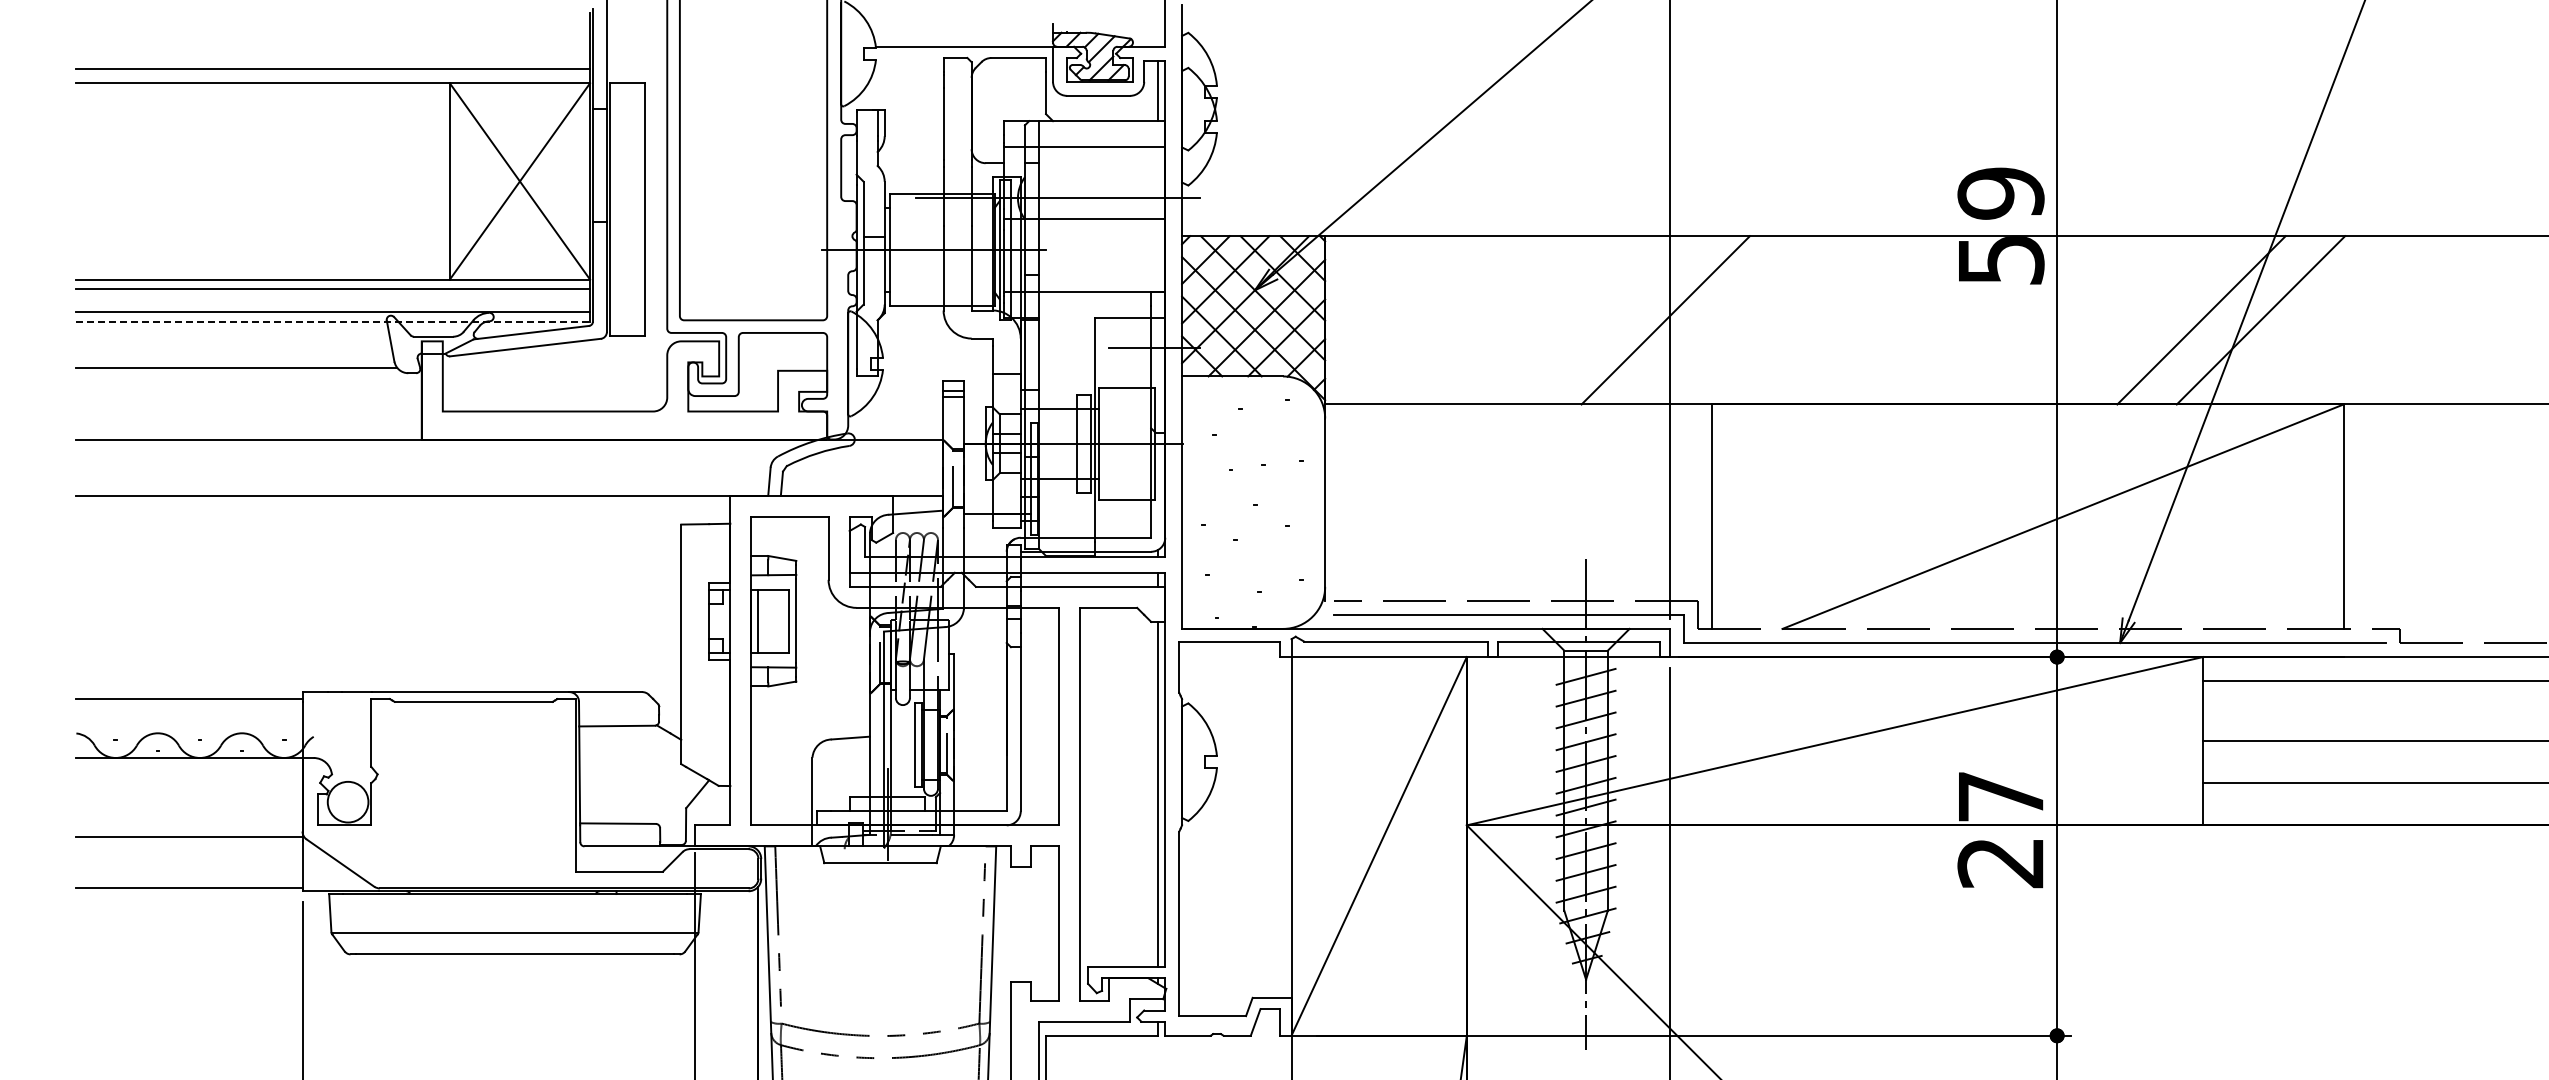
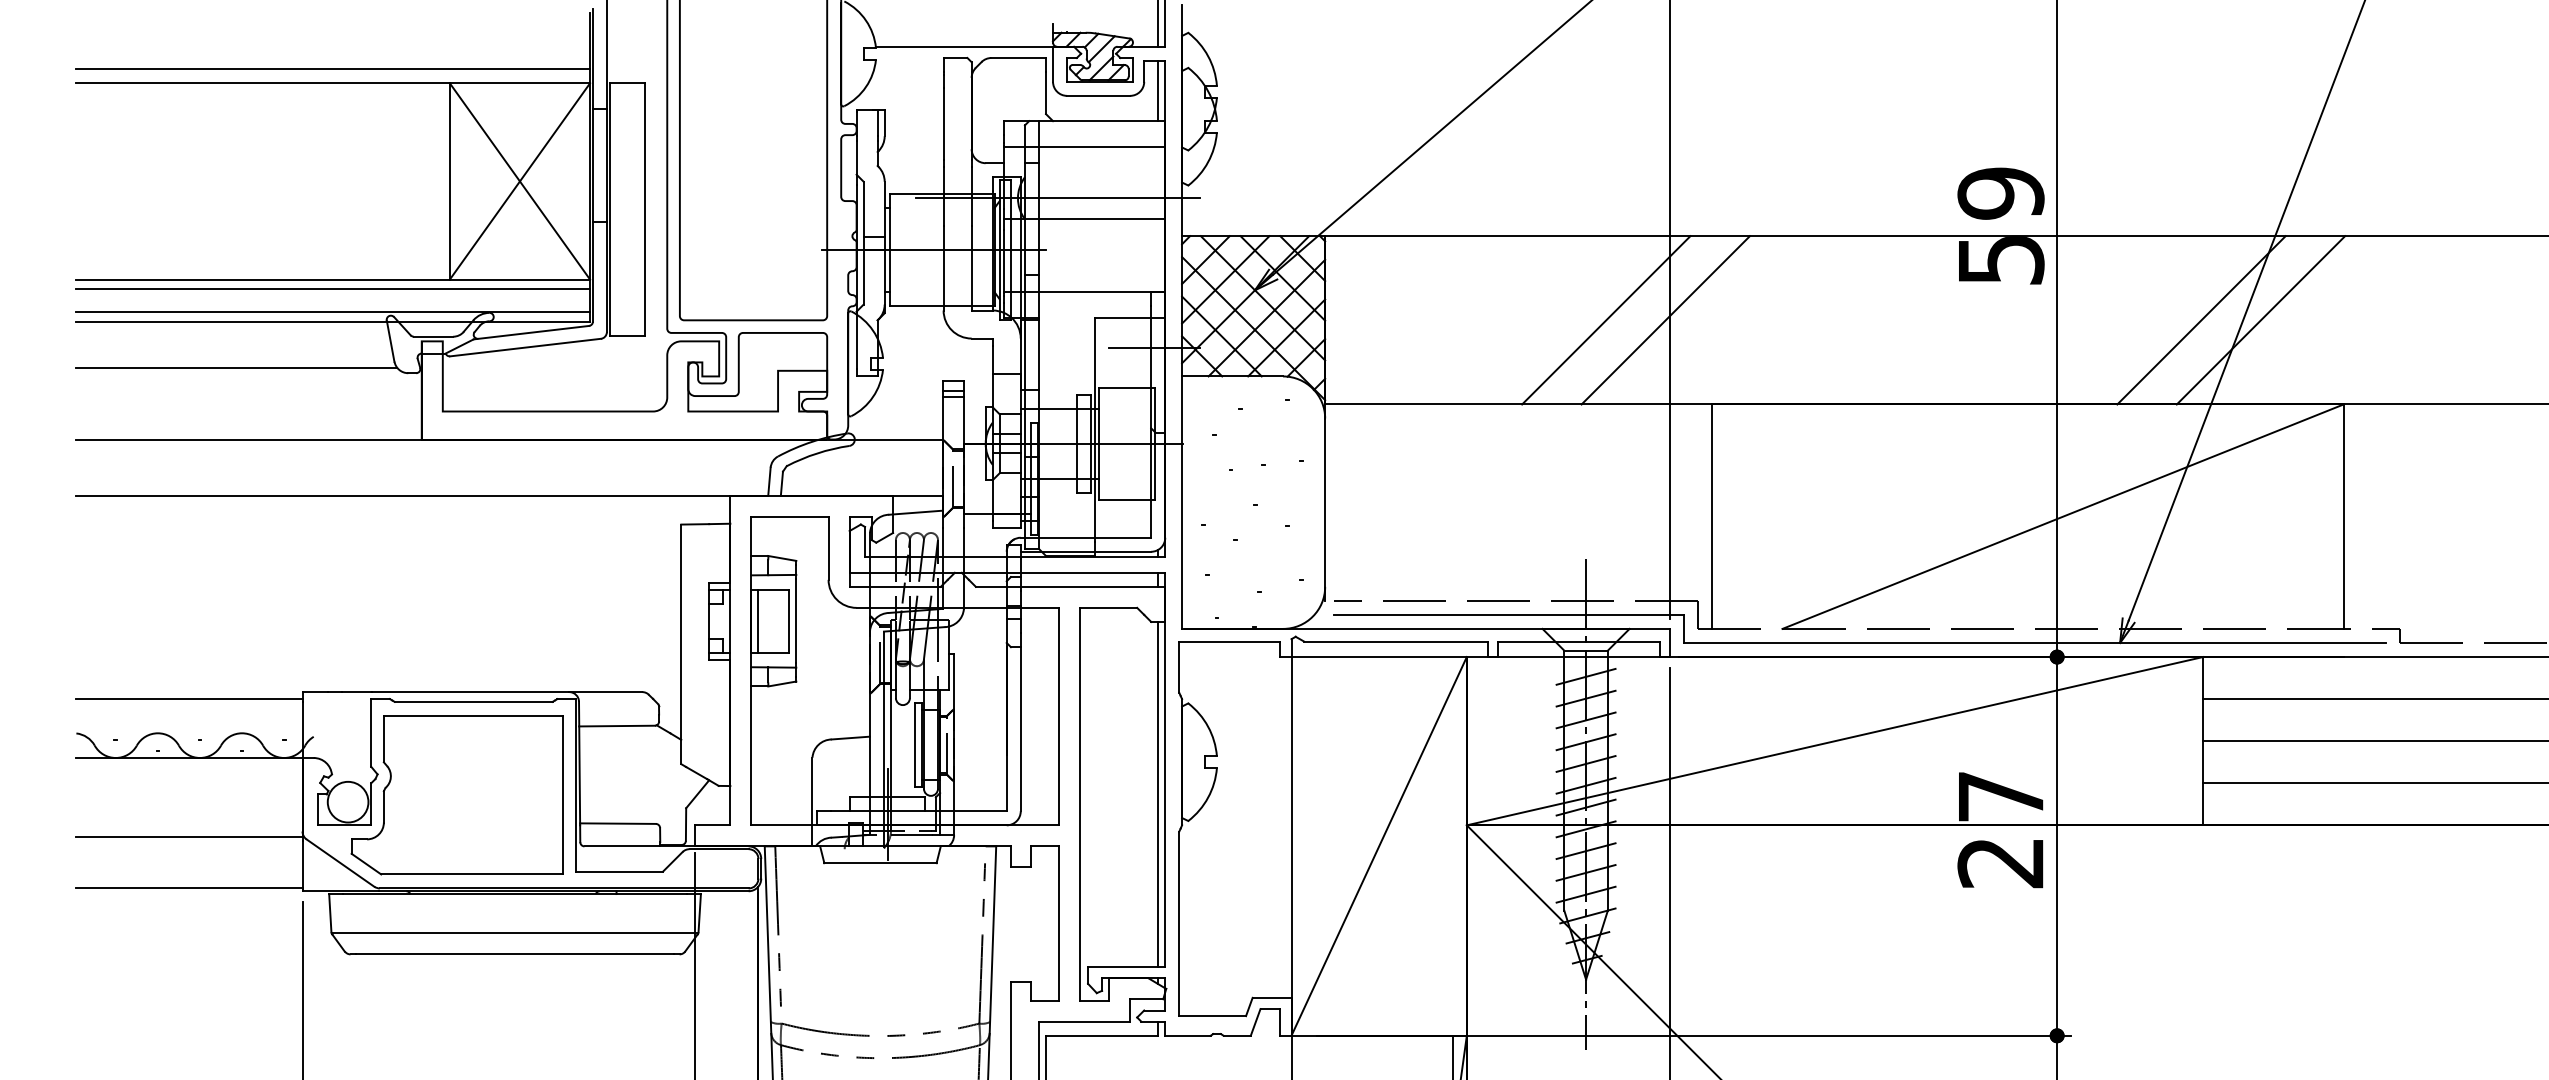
line: none -> present (1158, 24)
line: none -> present (1606, 320)
line: dashed -> solid (333, 321)
line position: (2374, 681) -> (2374, 699) (2374, 699)
part: none -> present (456, 795)
line: none -> present (1452, 1055)
